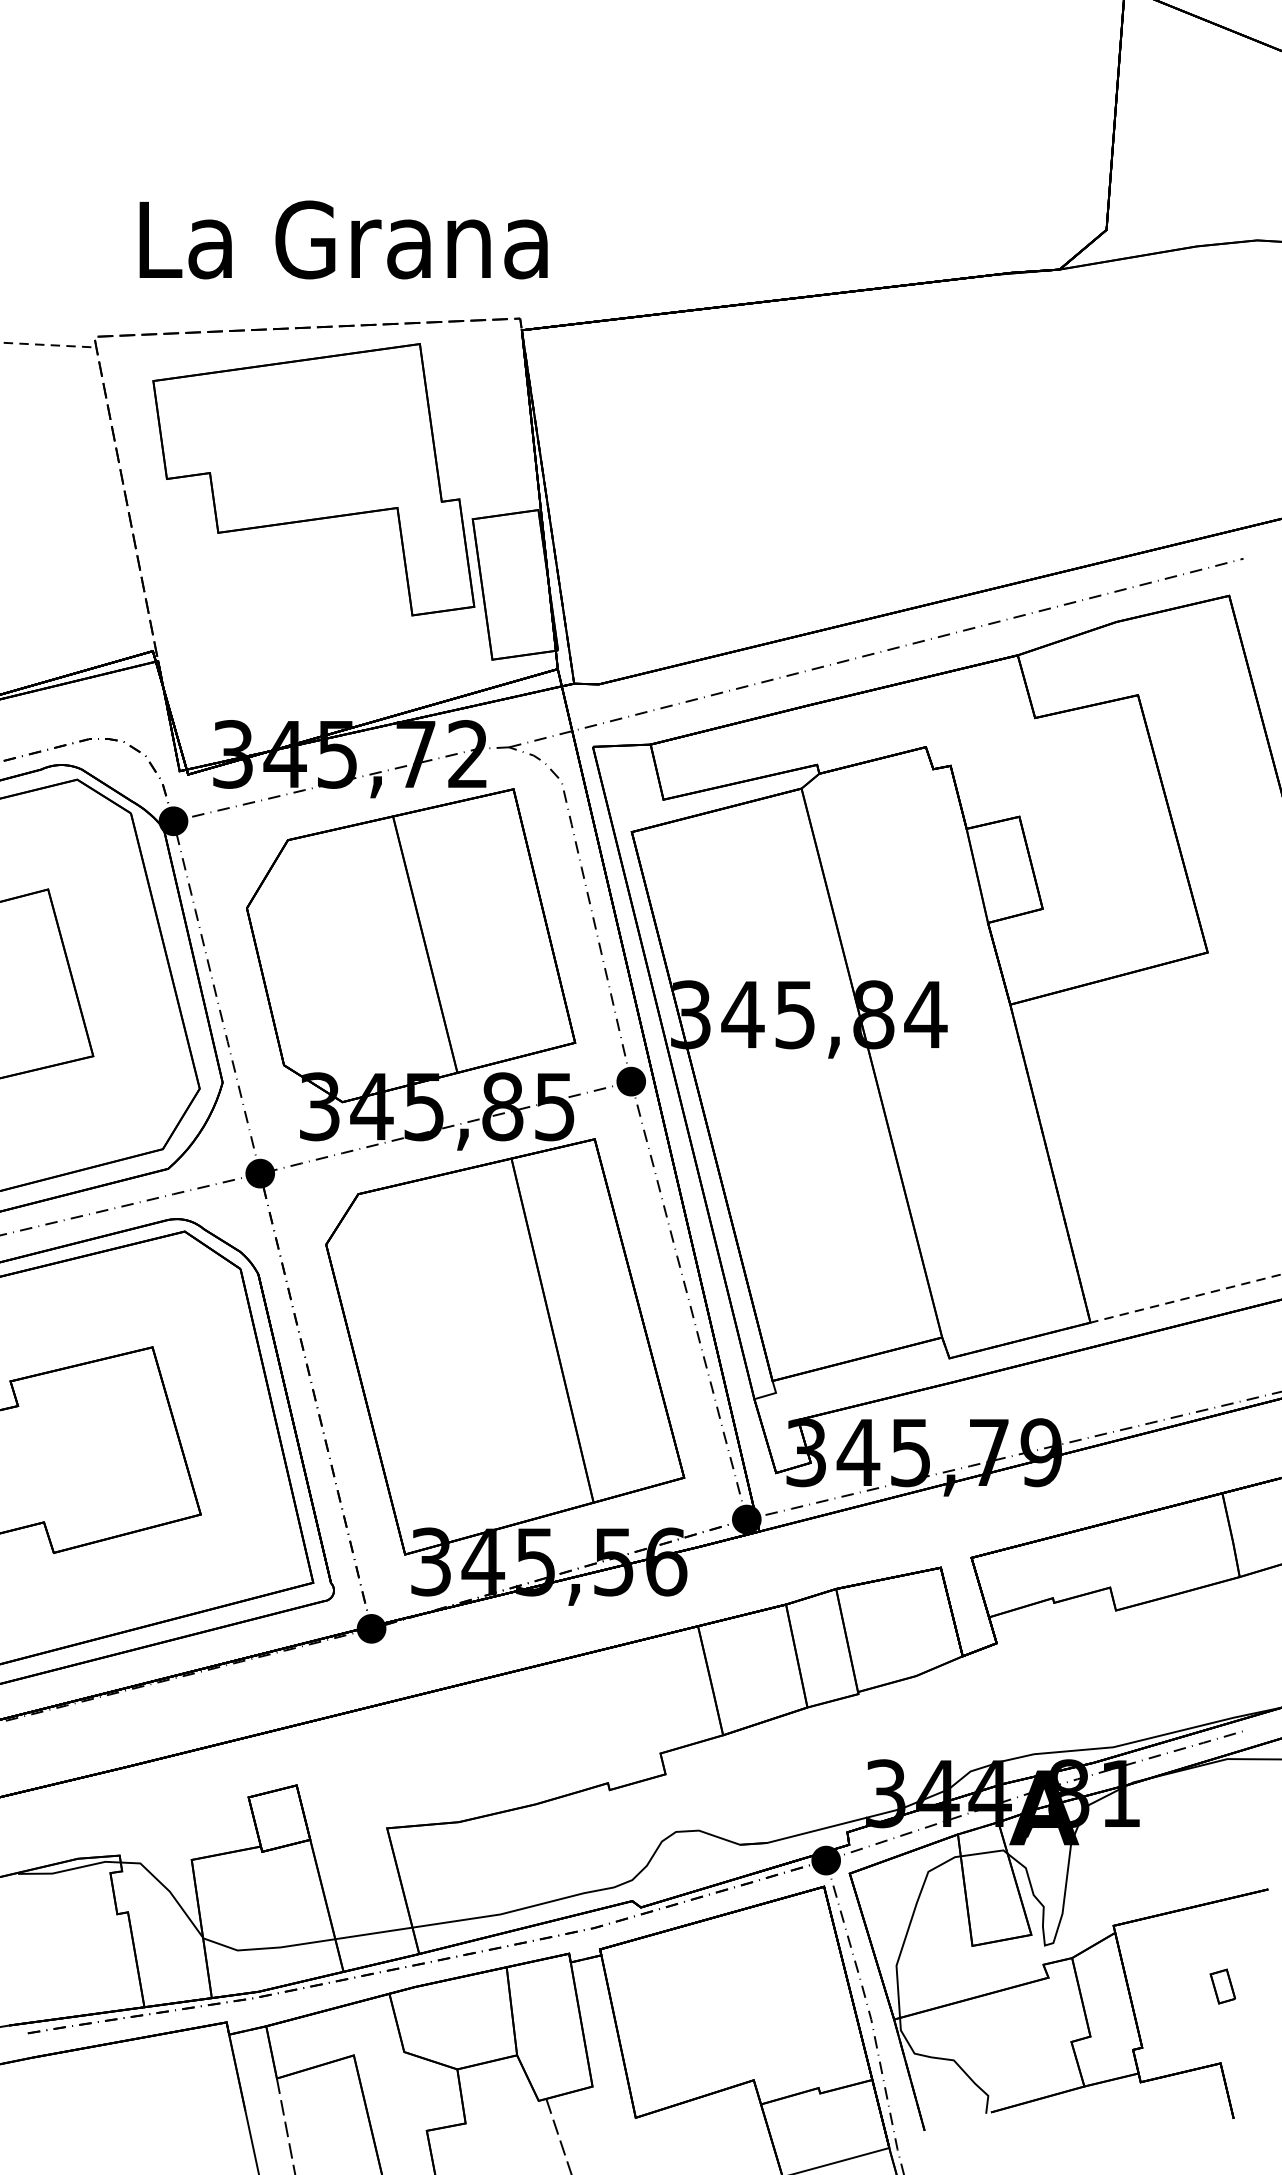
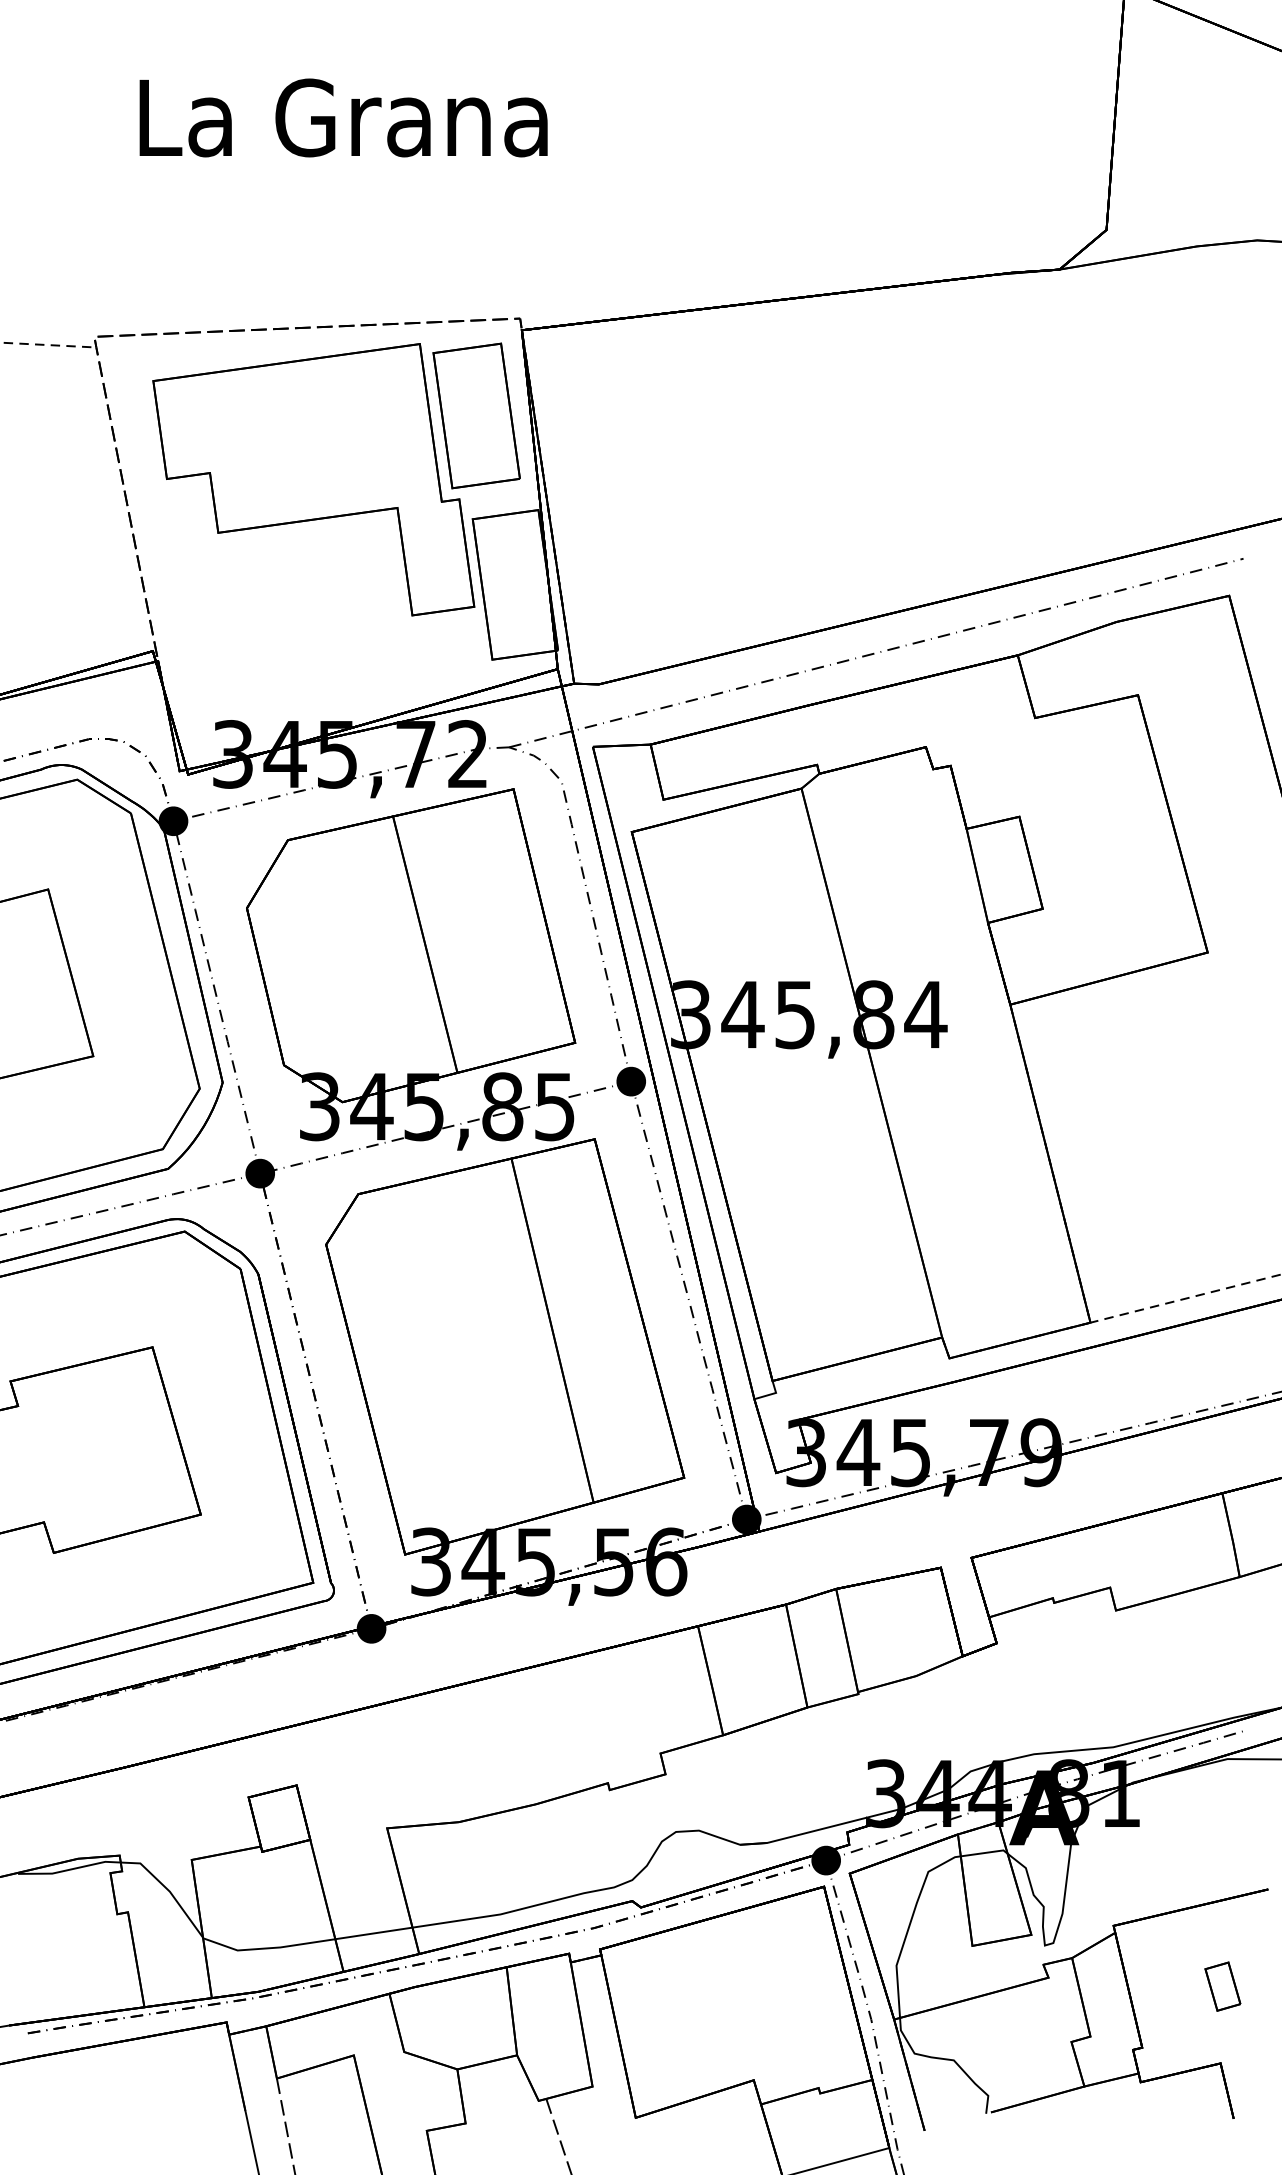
text position: (343, 239) -> (343, 117) (343, 117)
part: none -> present (476, 415)
part size: 27x37 px -> 38x51 px (1222, 1986)
